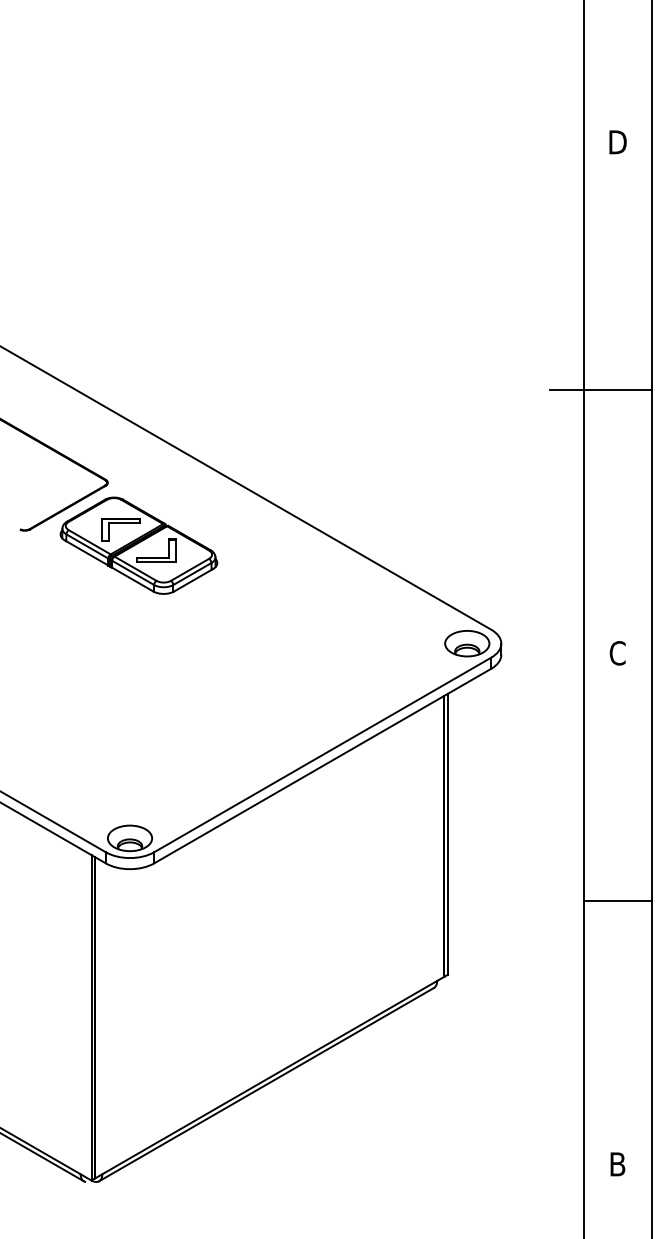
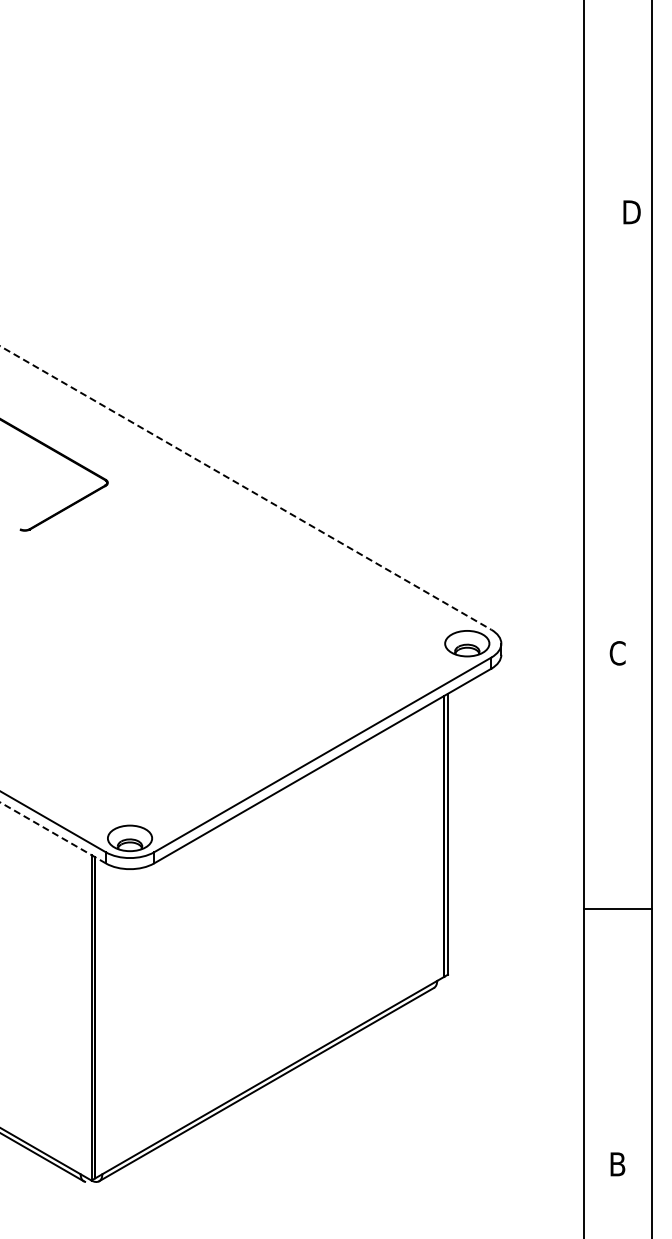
text position: (617, 142) -> (631, 212) (631, 212)
line: present -> none (600, 390)
line: solid -> dashed (246, 488)
part: present -> none (138, 545)
line: solid -> dashed (53, 832)
line position: (617, 901) -> (617, 909) (617, 909)
